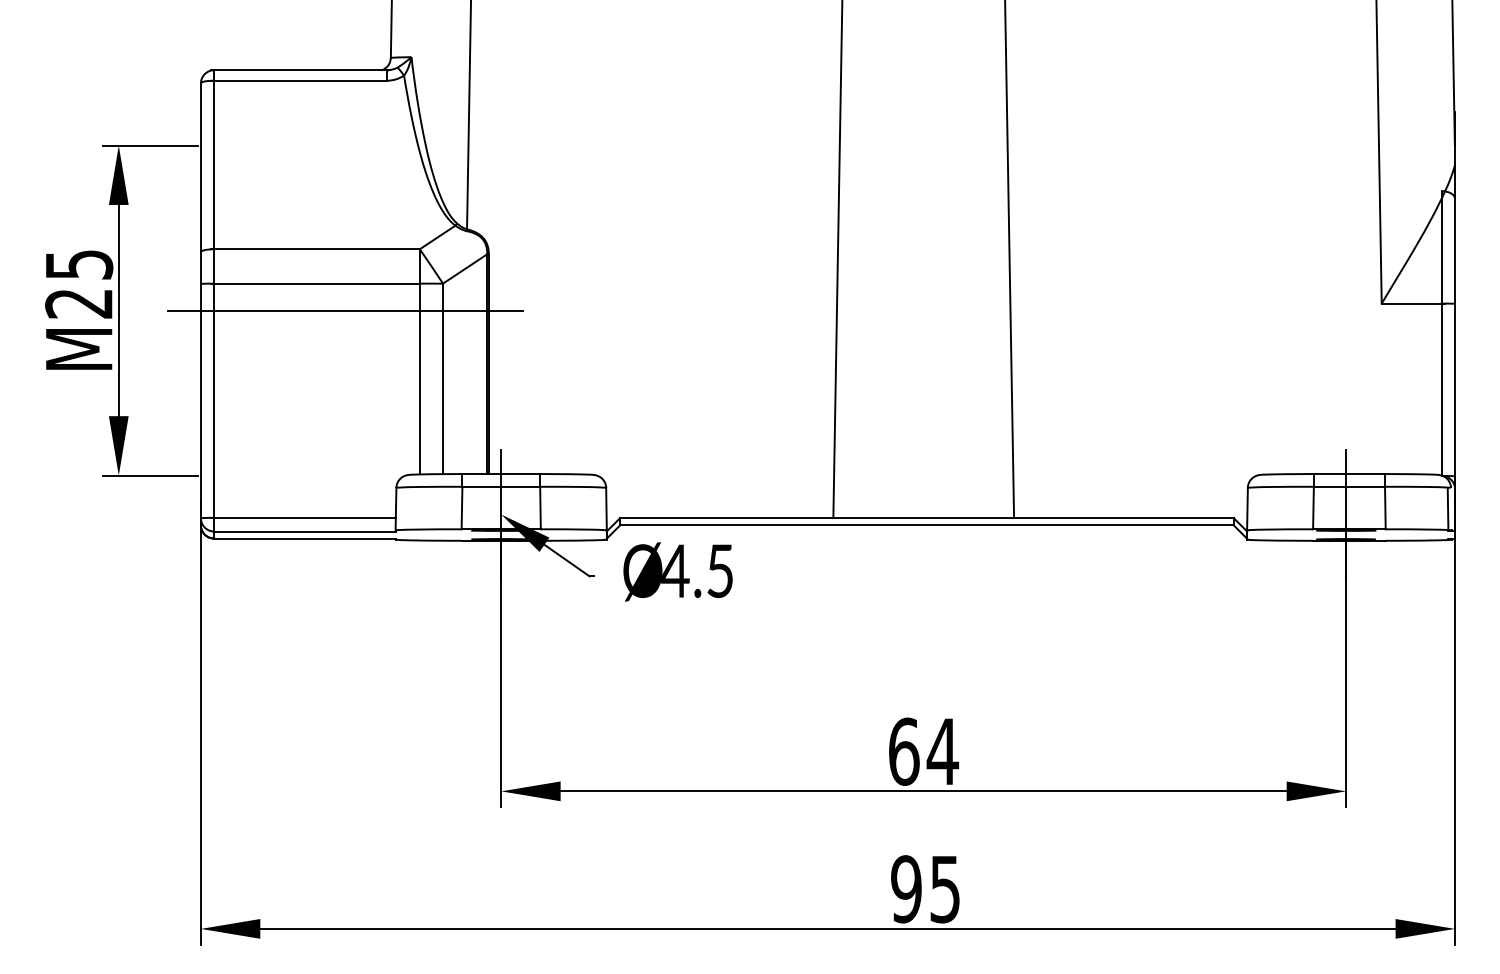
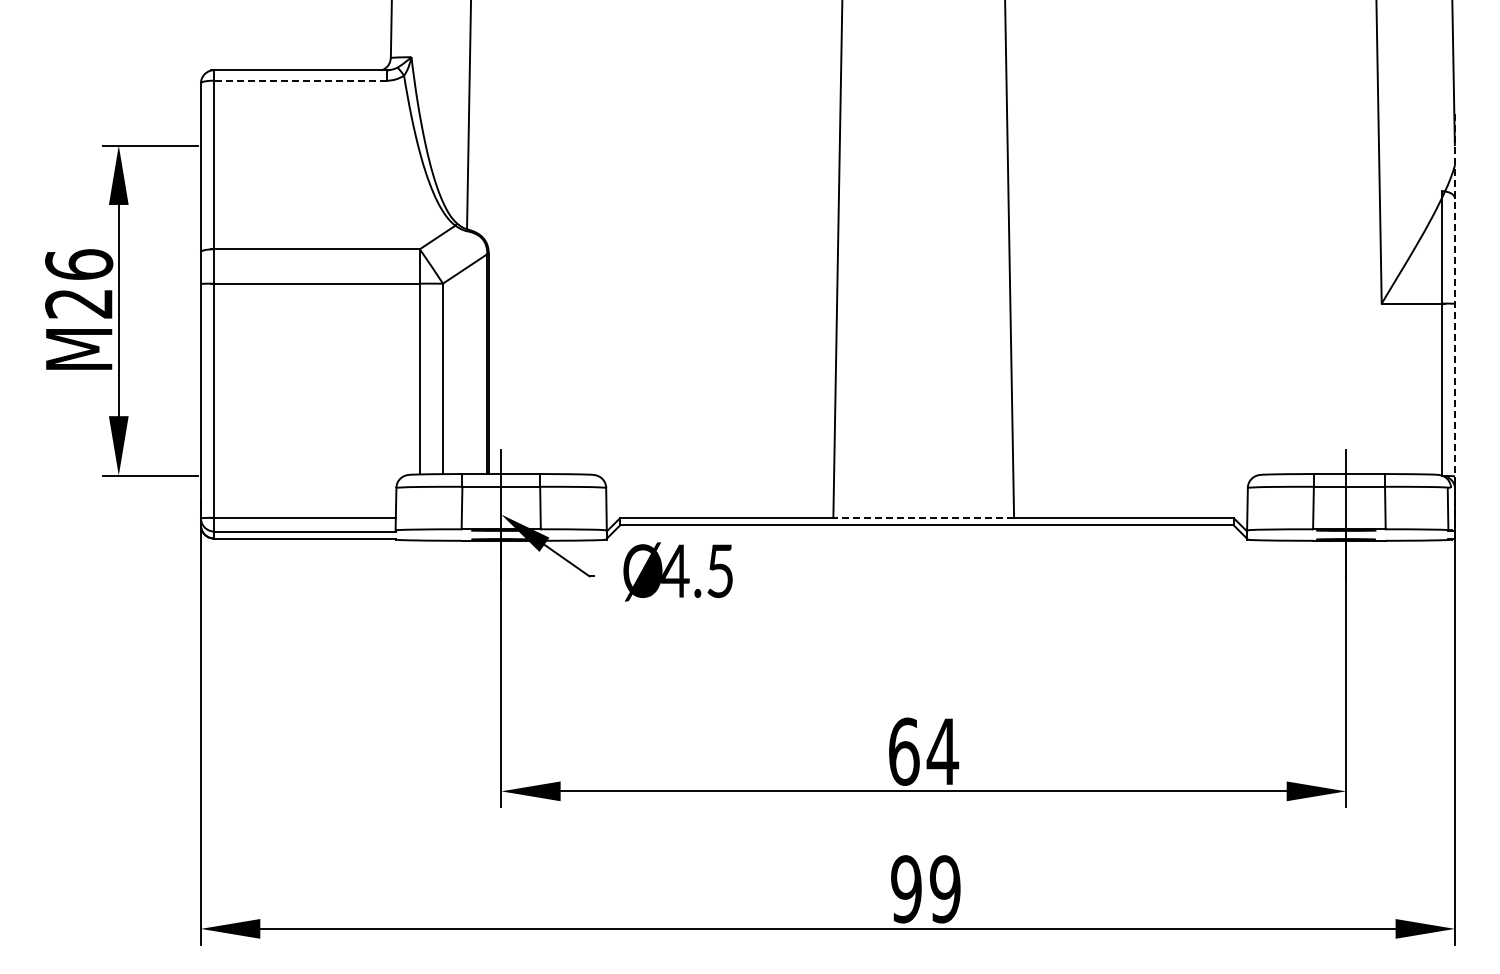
line: solid -> dashed (298, 80)
text: M25 -> M26 (79, 264)
line: present -> none (345, 310)
line: solid -> dashed (1455, 325)
line: solid -> dashed (923, 517)
text: 95 -> 99 (944, 889)
